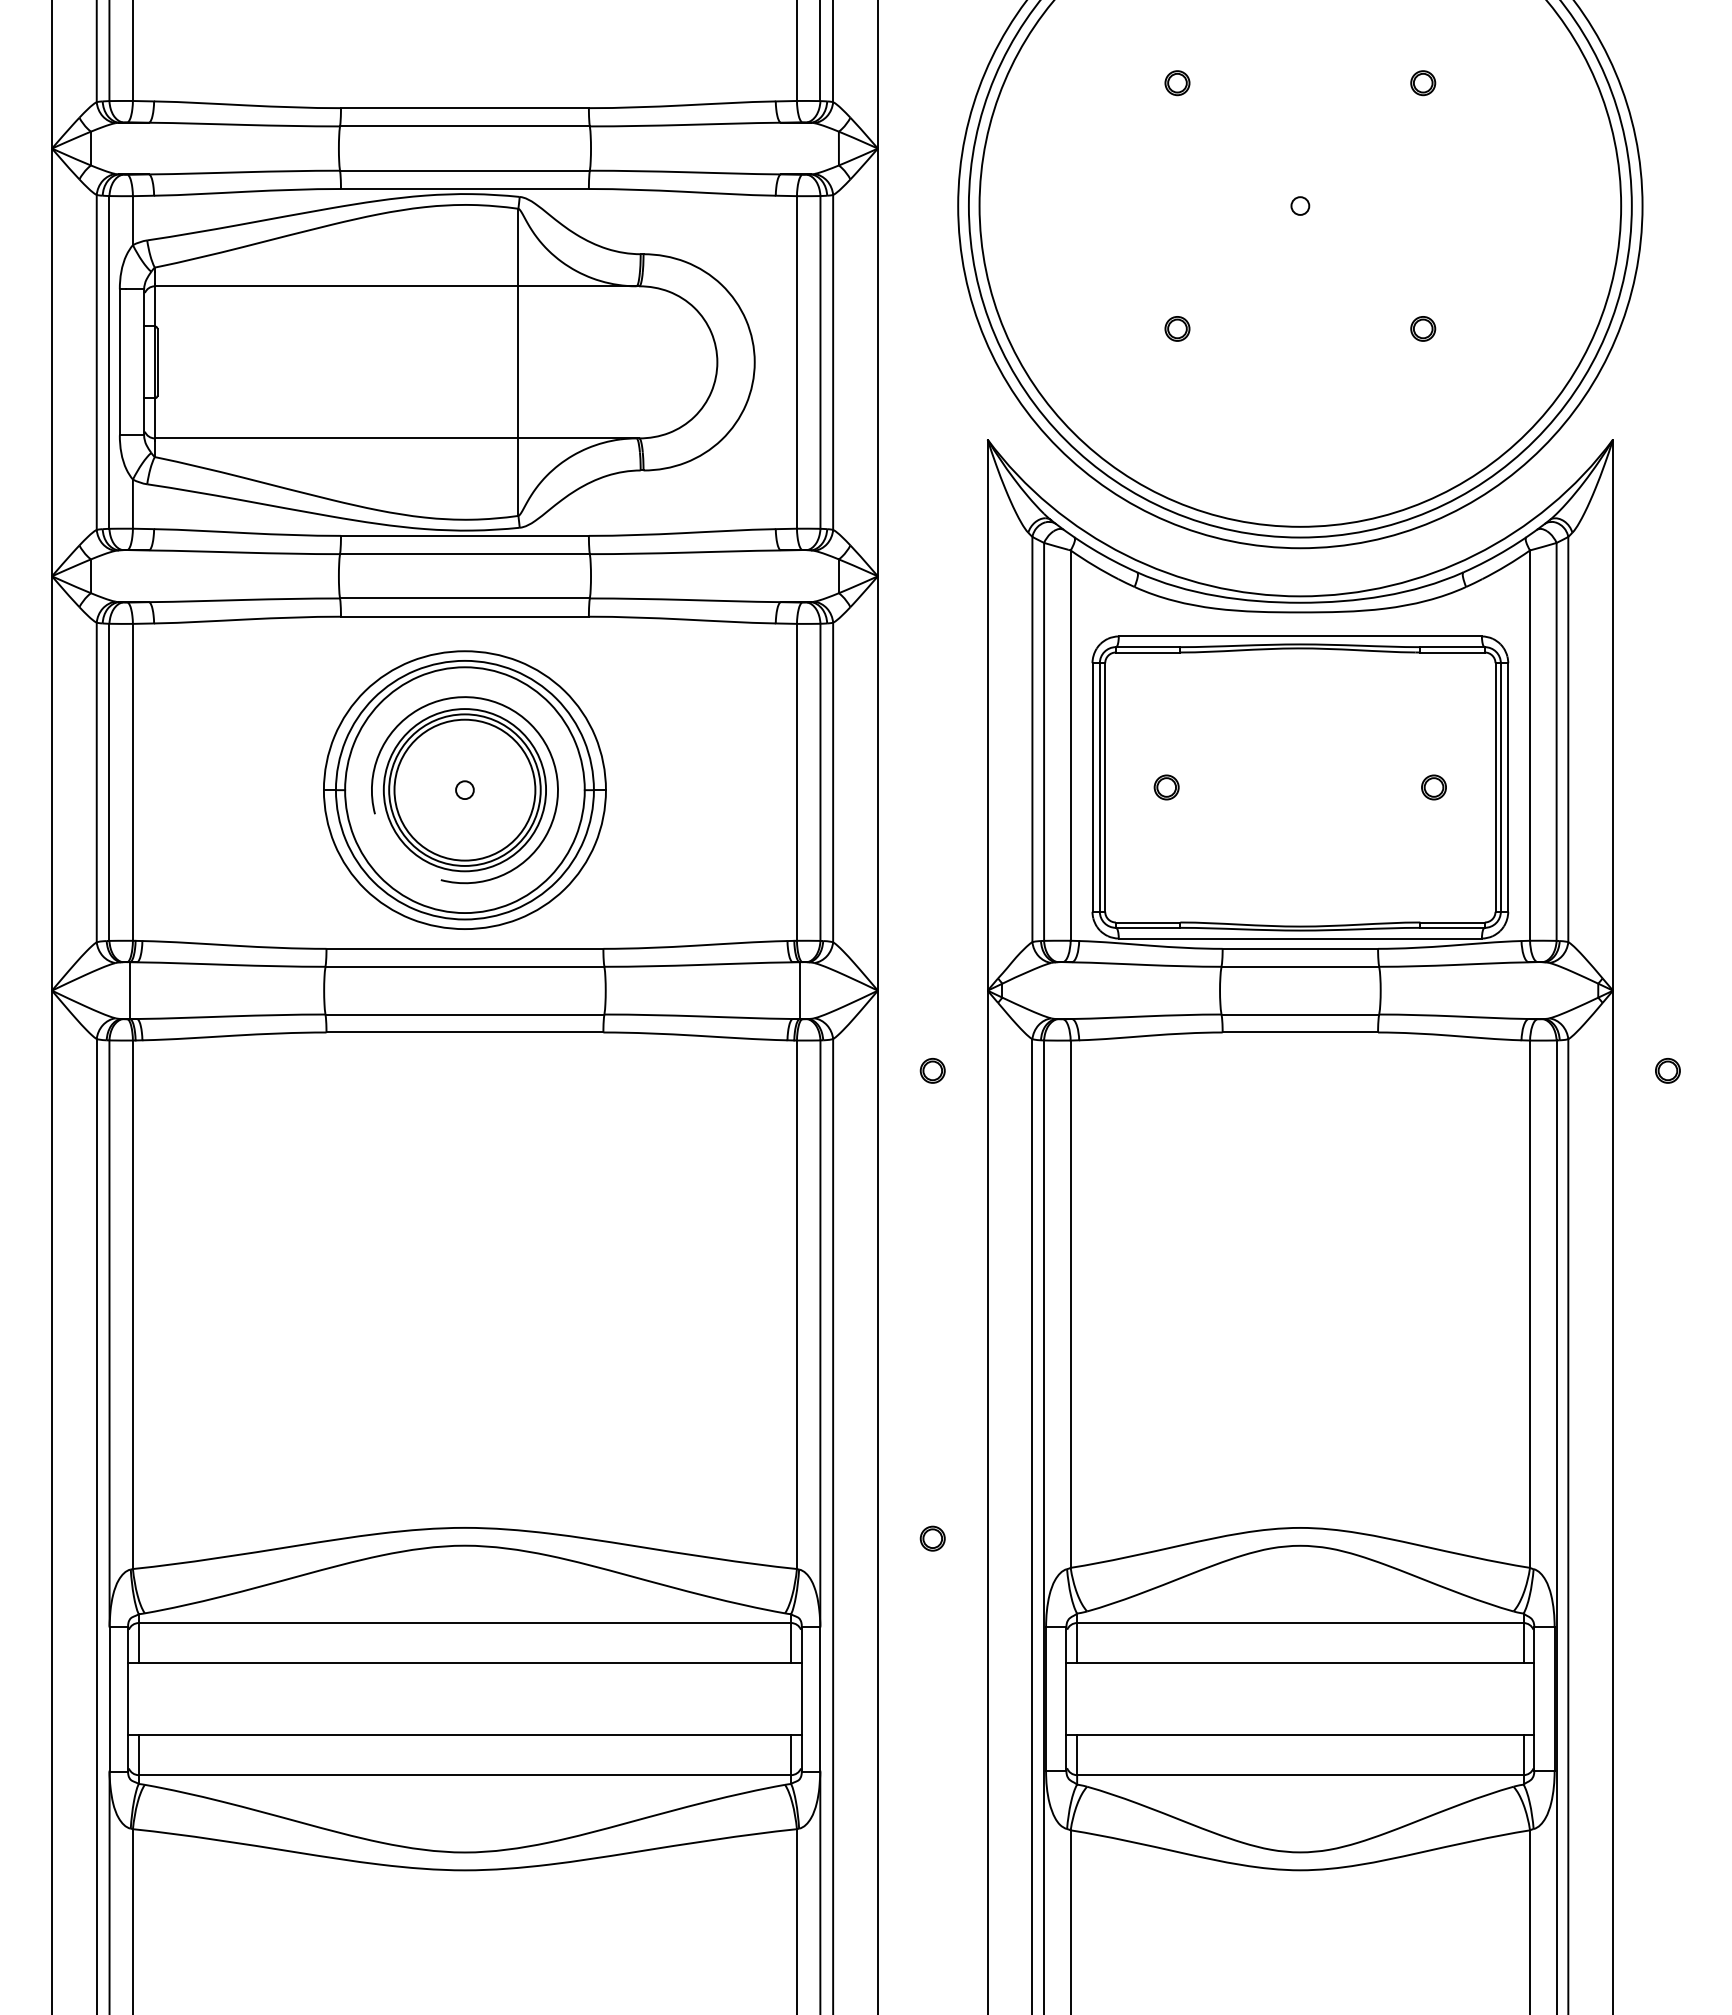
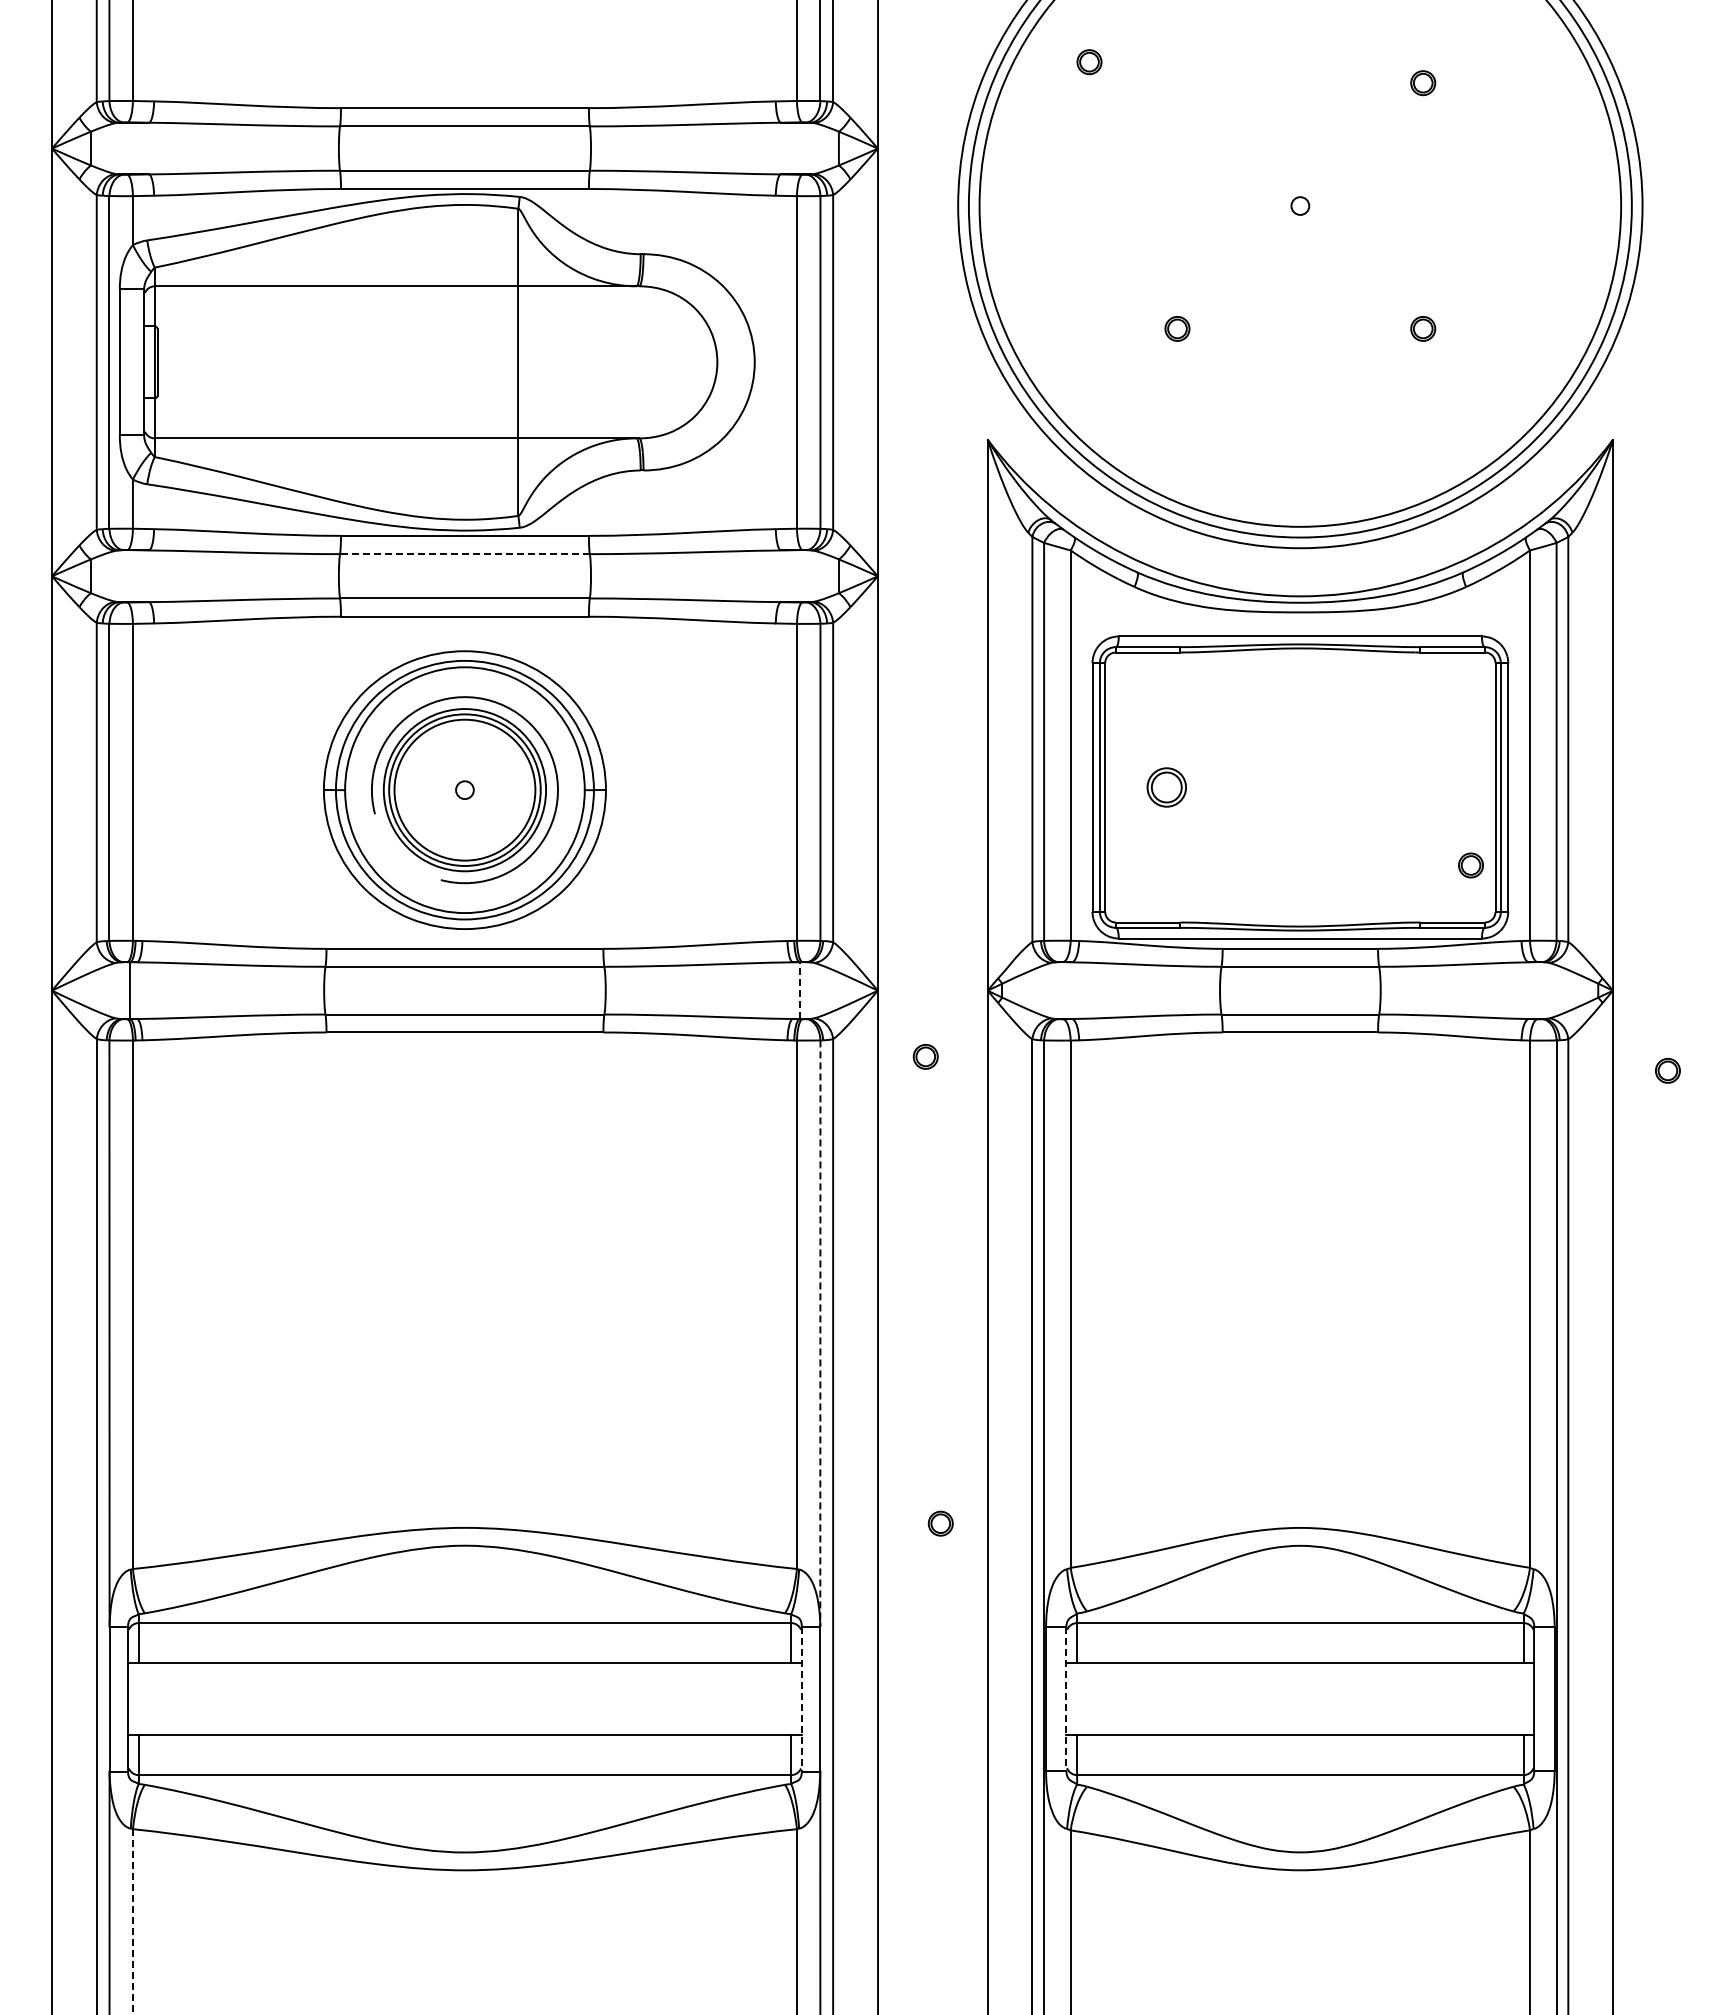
part position: (1177, 83) -> (1089, 62) (1089, 62)
line: solid -> dashed (464, 554)
part size: 27x27 px -> 41x41 px (1166, 787)
part position: (1433, 787) -> (1470, 865) (1470, 865)
line: solid -> dashed (799, 990)
part position: (932, 1070) -> (925, 1056) (925, 1056)
line: solid -> dashed (820, 1334)
part position: (932, 1538) -> (940, 1523) (940, 1523)
line: solid -> dashed (801, 1699)
line: solid -> dashed (1066, 1699)
line: solid -> dashed (132, 1922)
